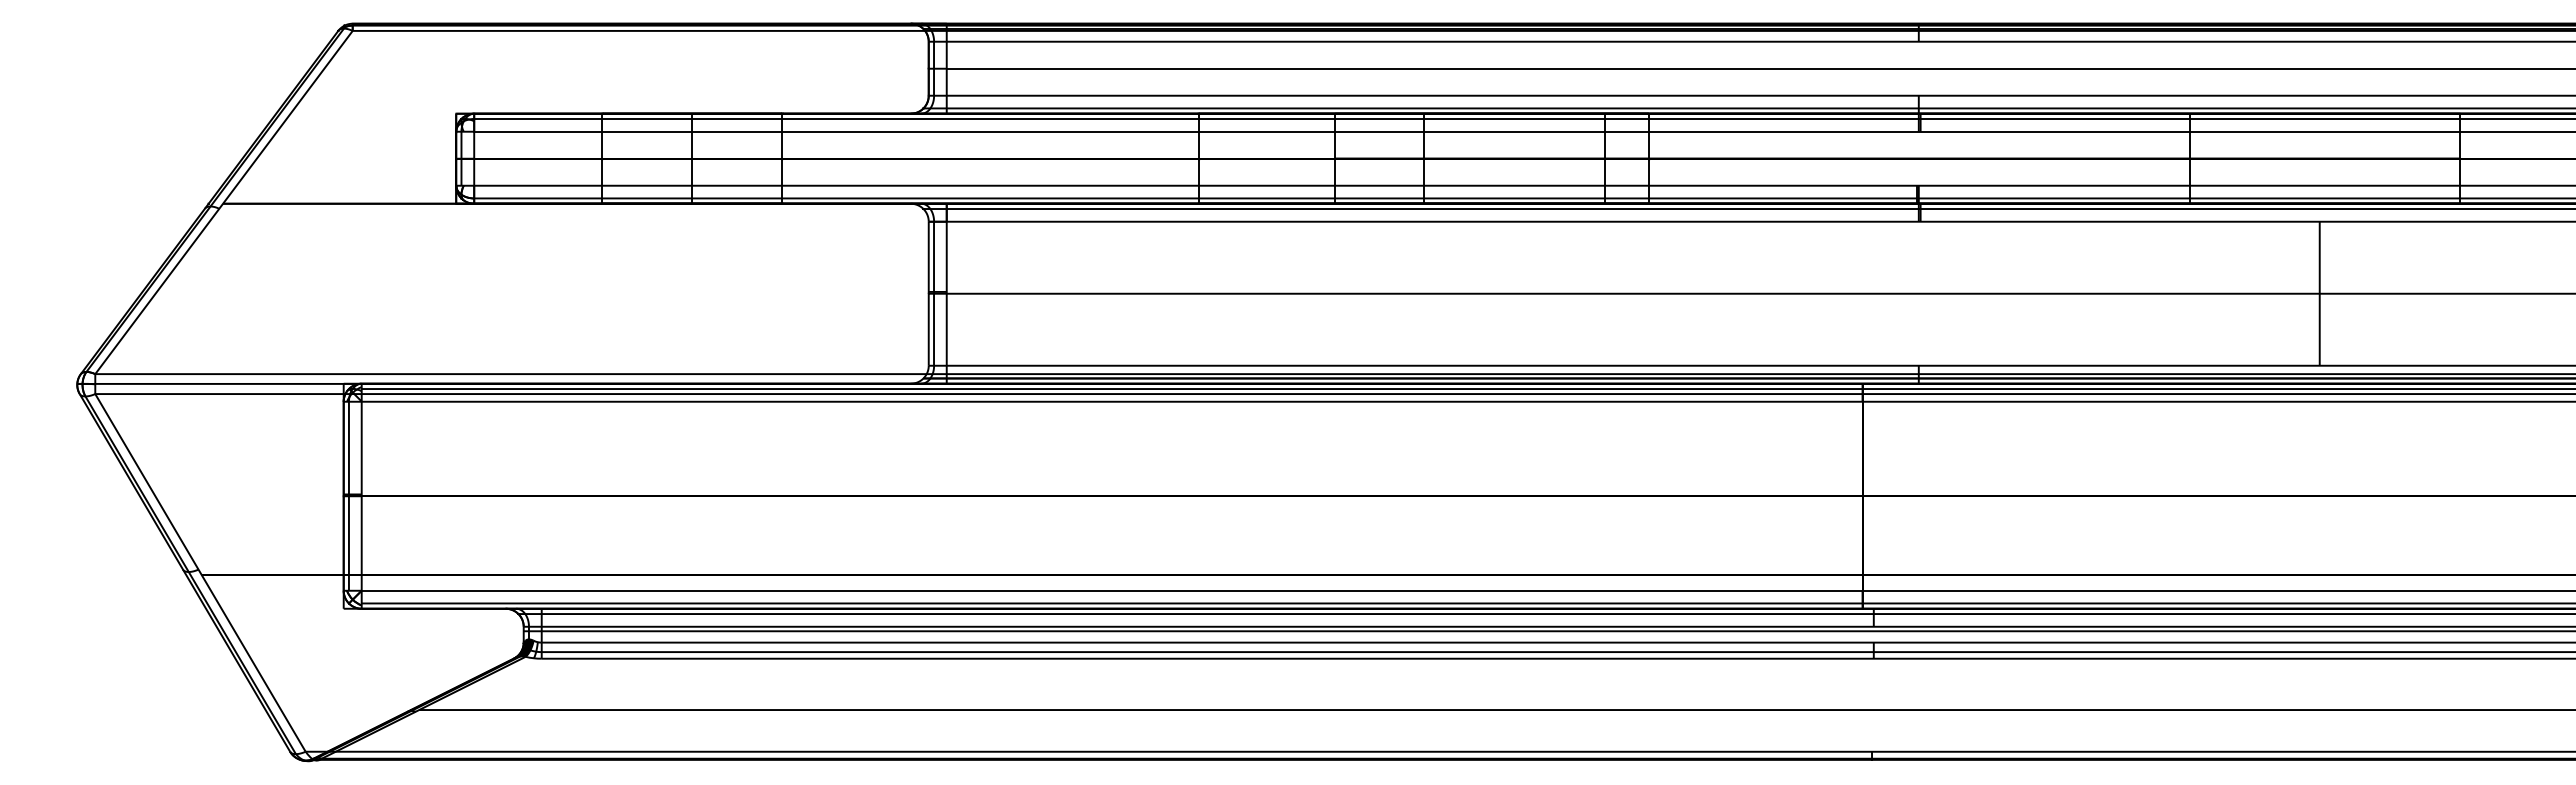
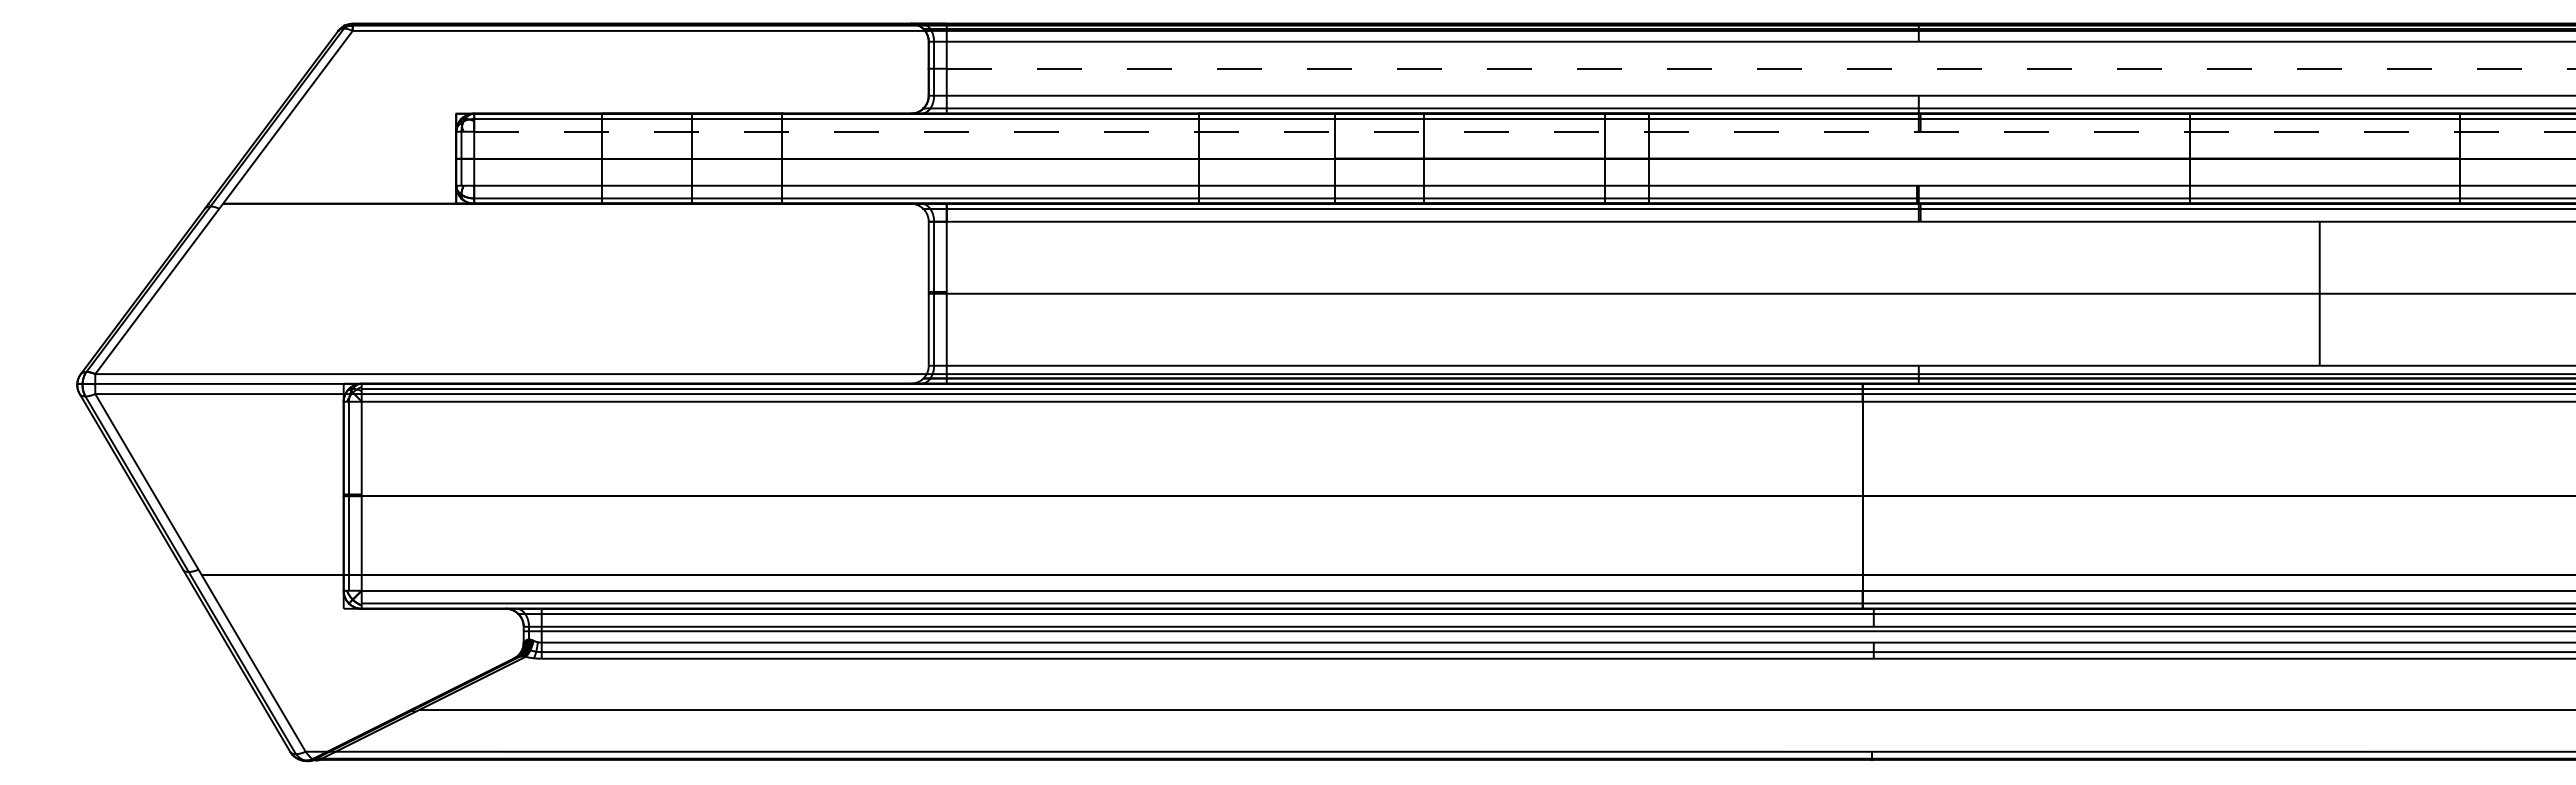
line: solid -> dashed (1761, 68)
line: solid -> dashed (1524, 131)
